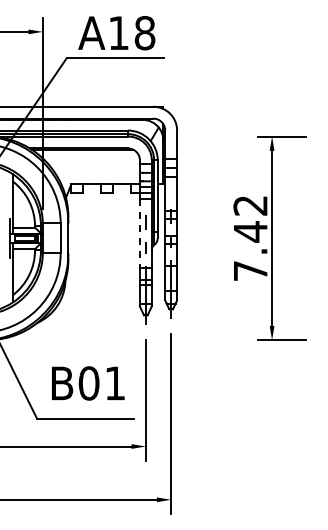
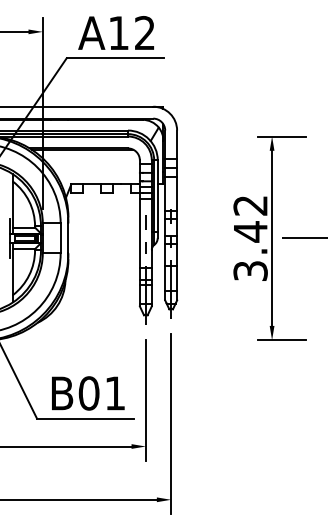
text: A18 -> A12 (144, 33)
line: dashed -> solid (139, 234)
line: none -> present (303, 238)
text: 7.42 -> 3.42 (250, 270)
text position: (88, 383) -> (88, 393) (88, 393)
